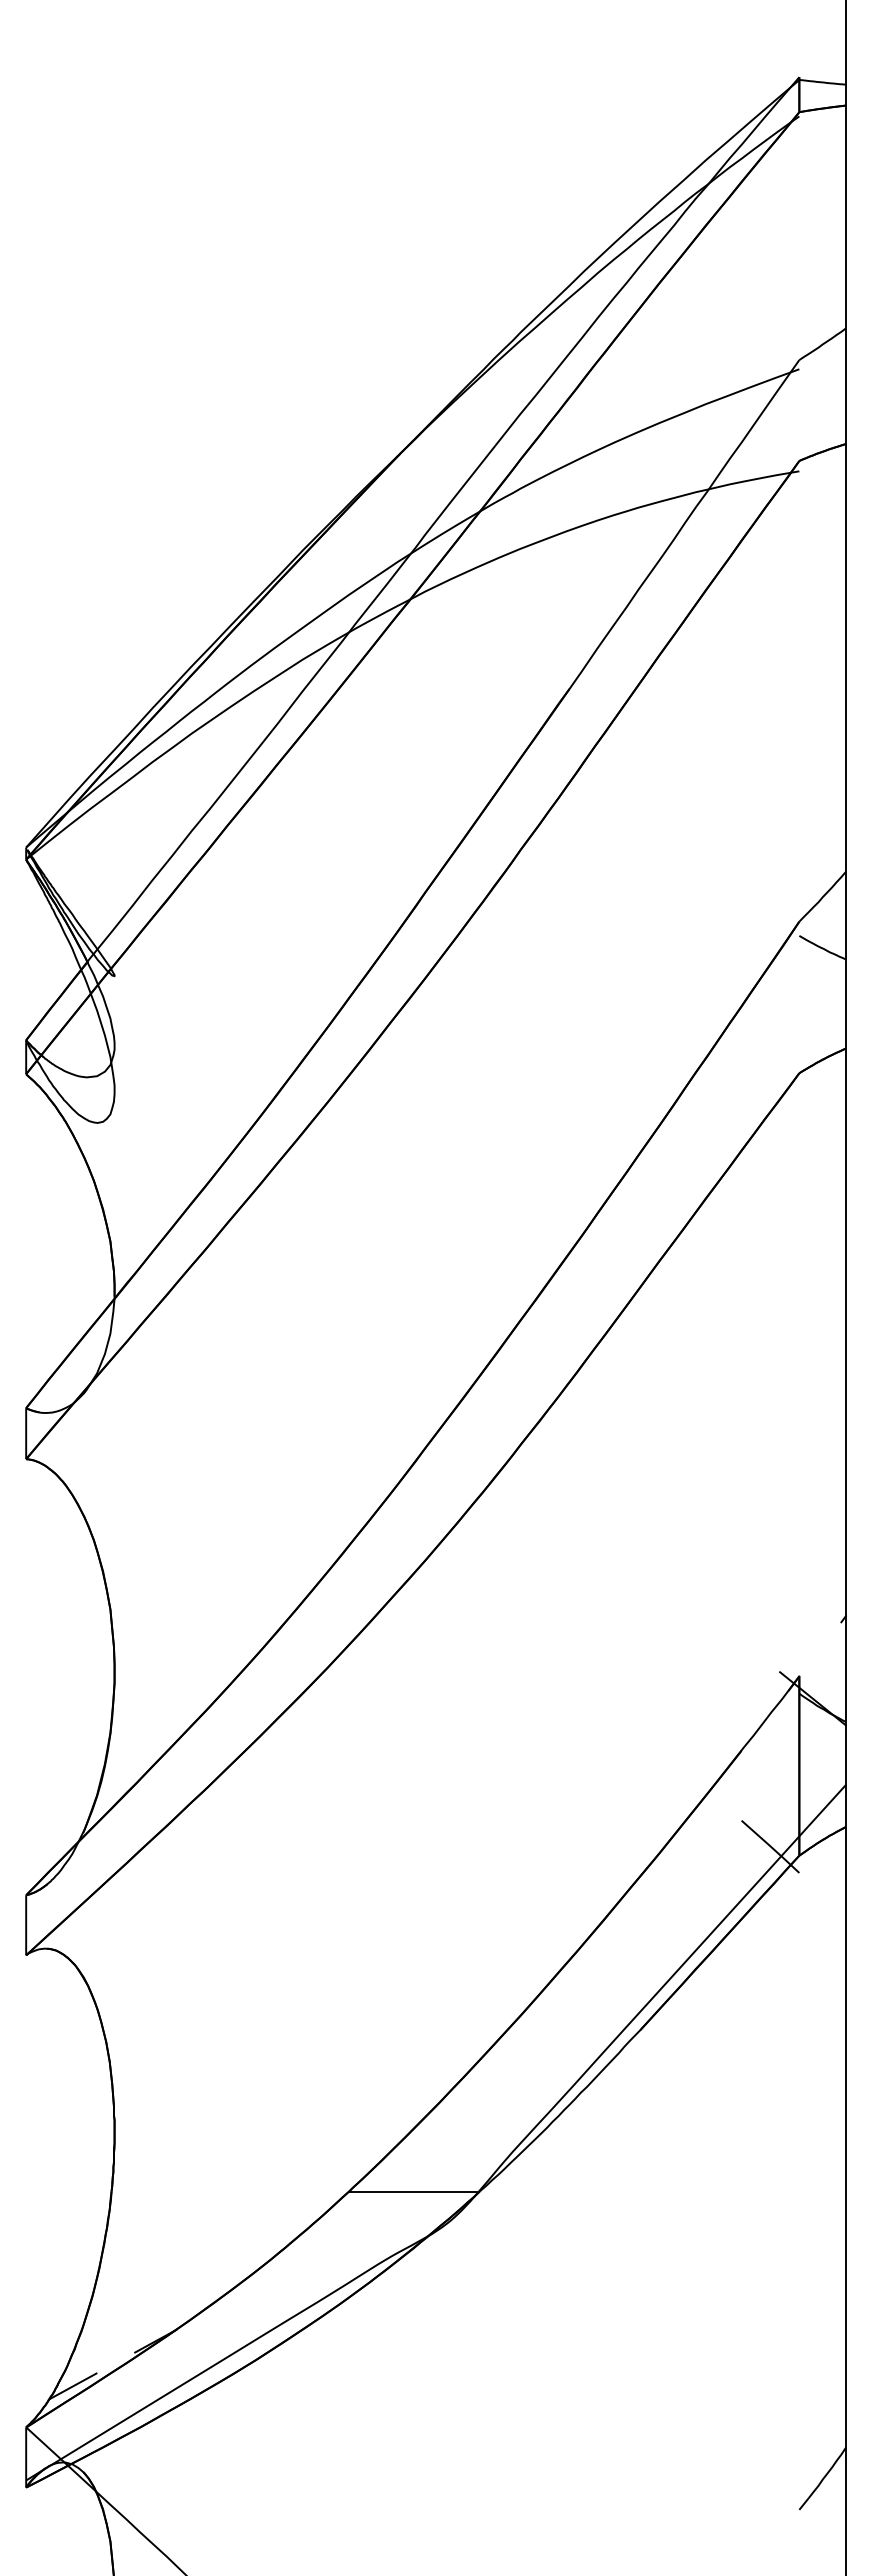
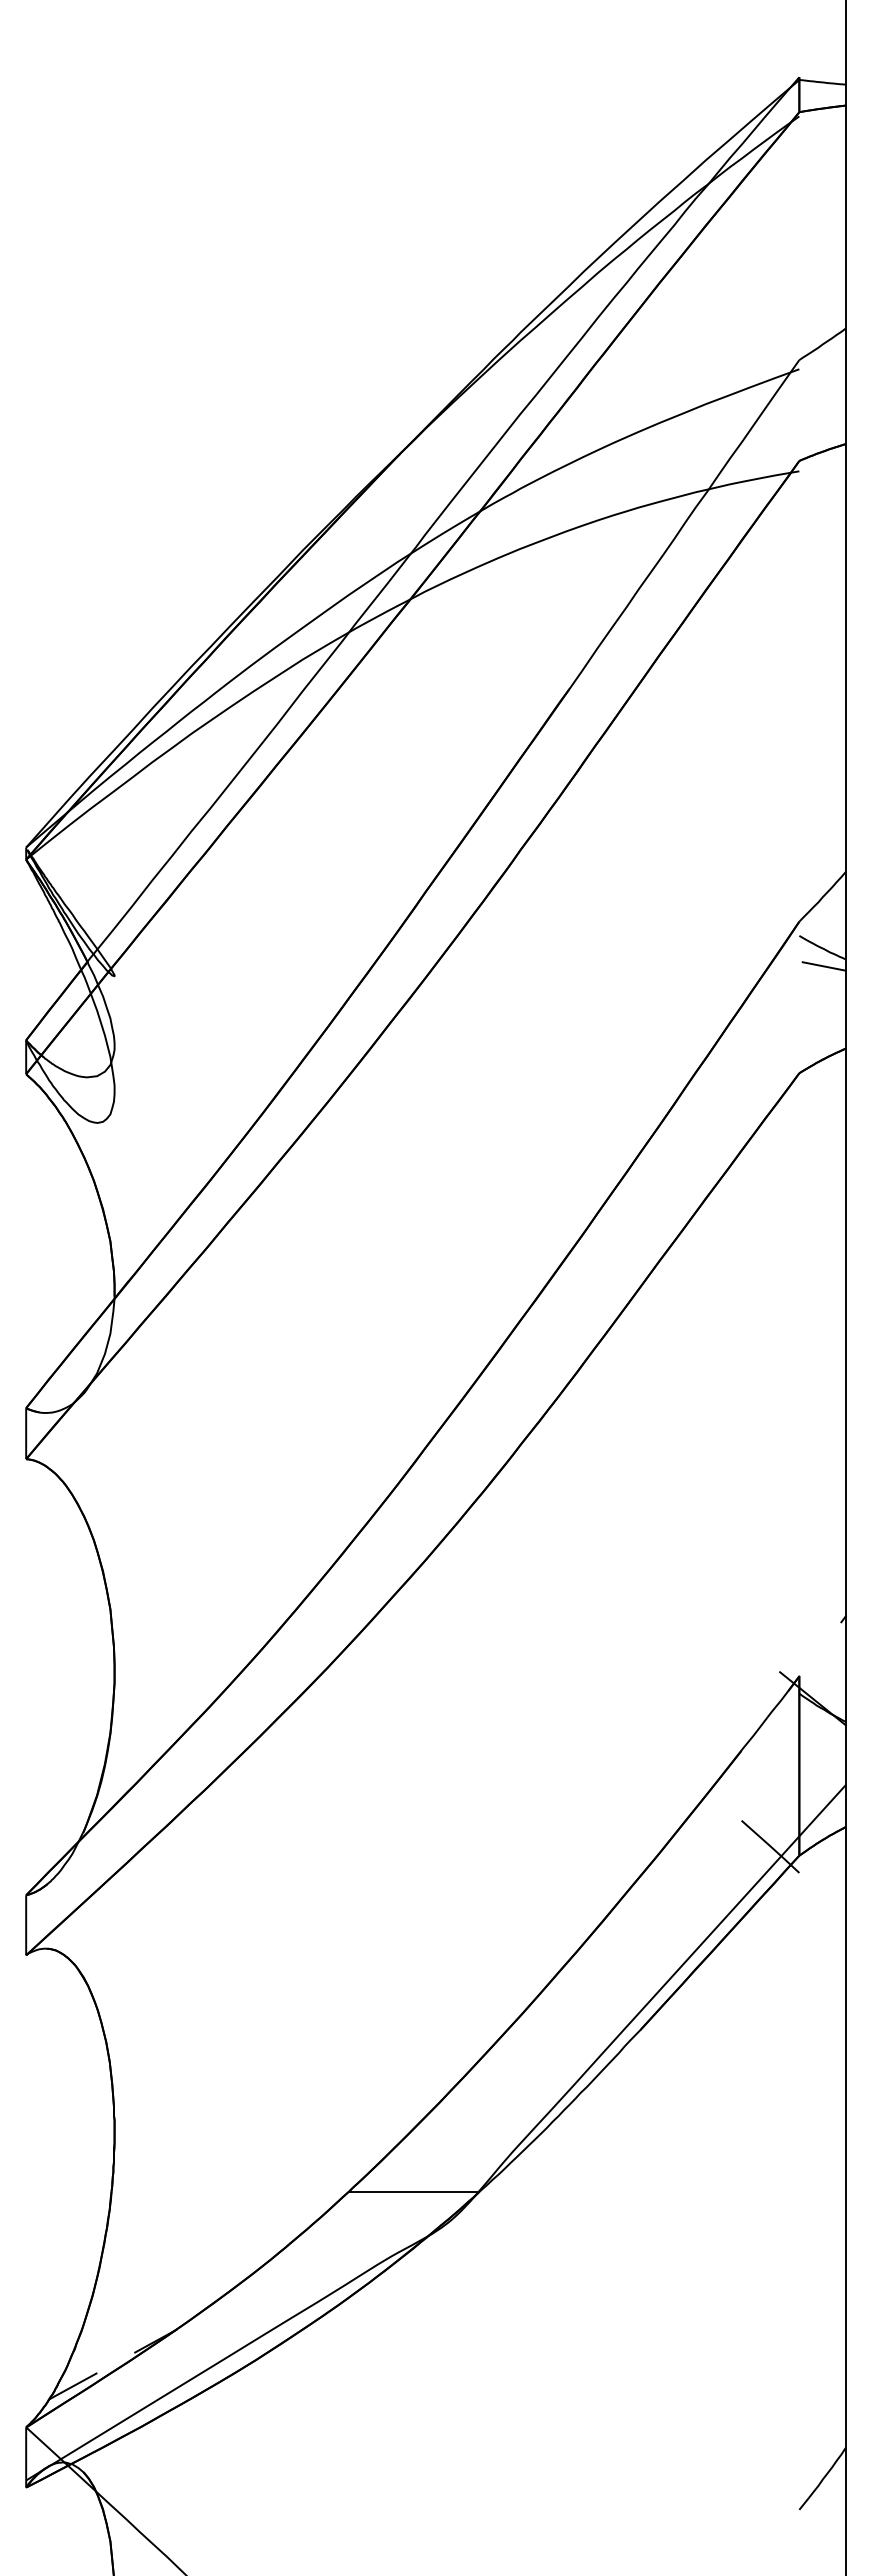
line: none -> present (823, 966)
